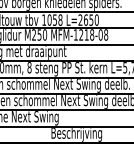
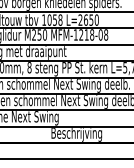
line: none -> present (66, 159)
